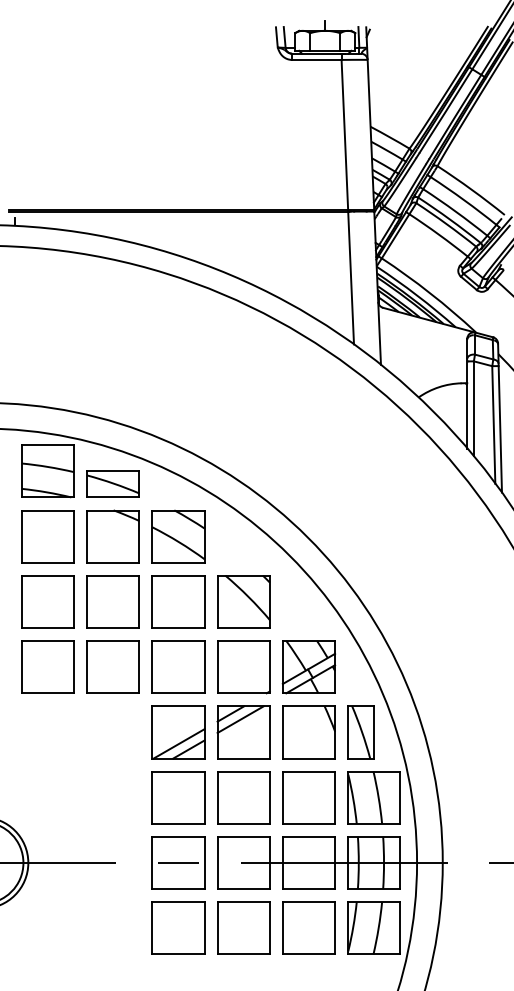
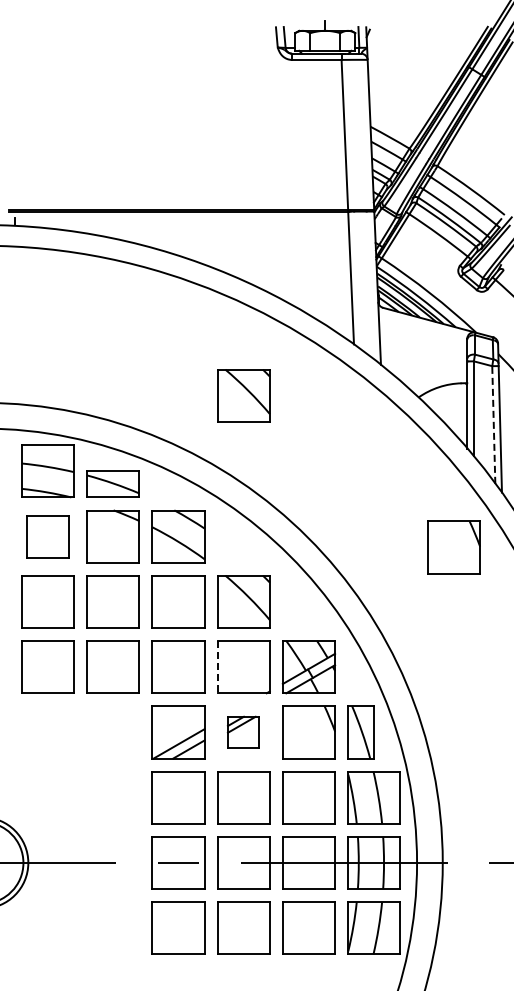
part: none -> present (243, 395)
line: solid -> dashed (493, 425)
part size: 54x54 px -> 44x44 px (47, 536)
part: none -> present (453, 547)
line: solid -> dashed (217, 667)
part size: 55x55 px -> 34x34 px (242, 731)
